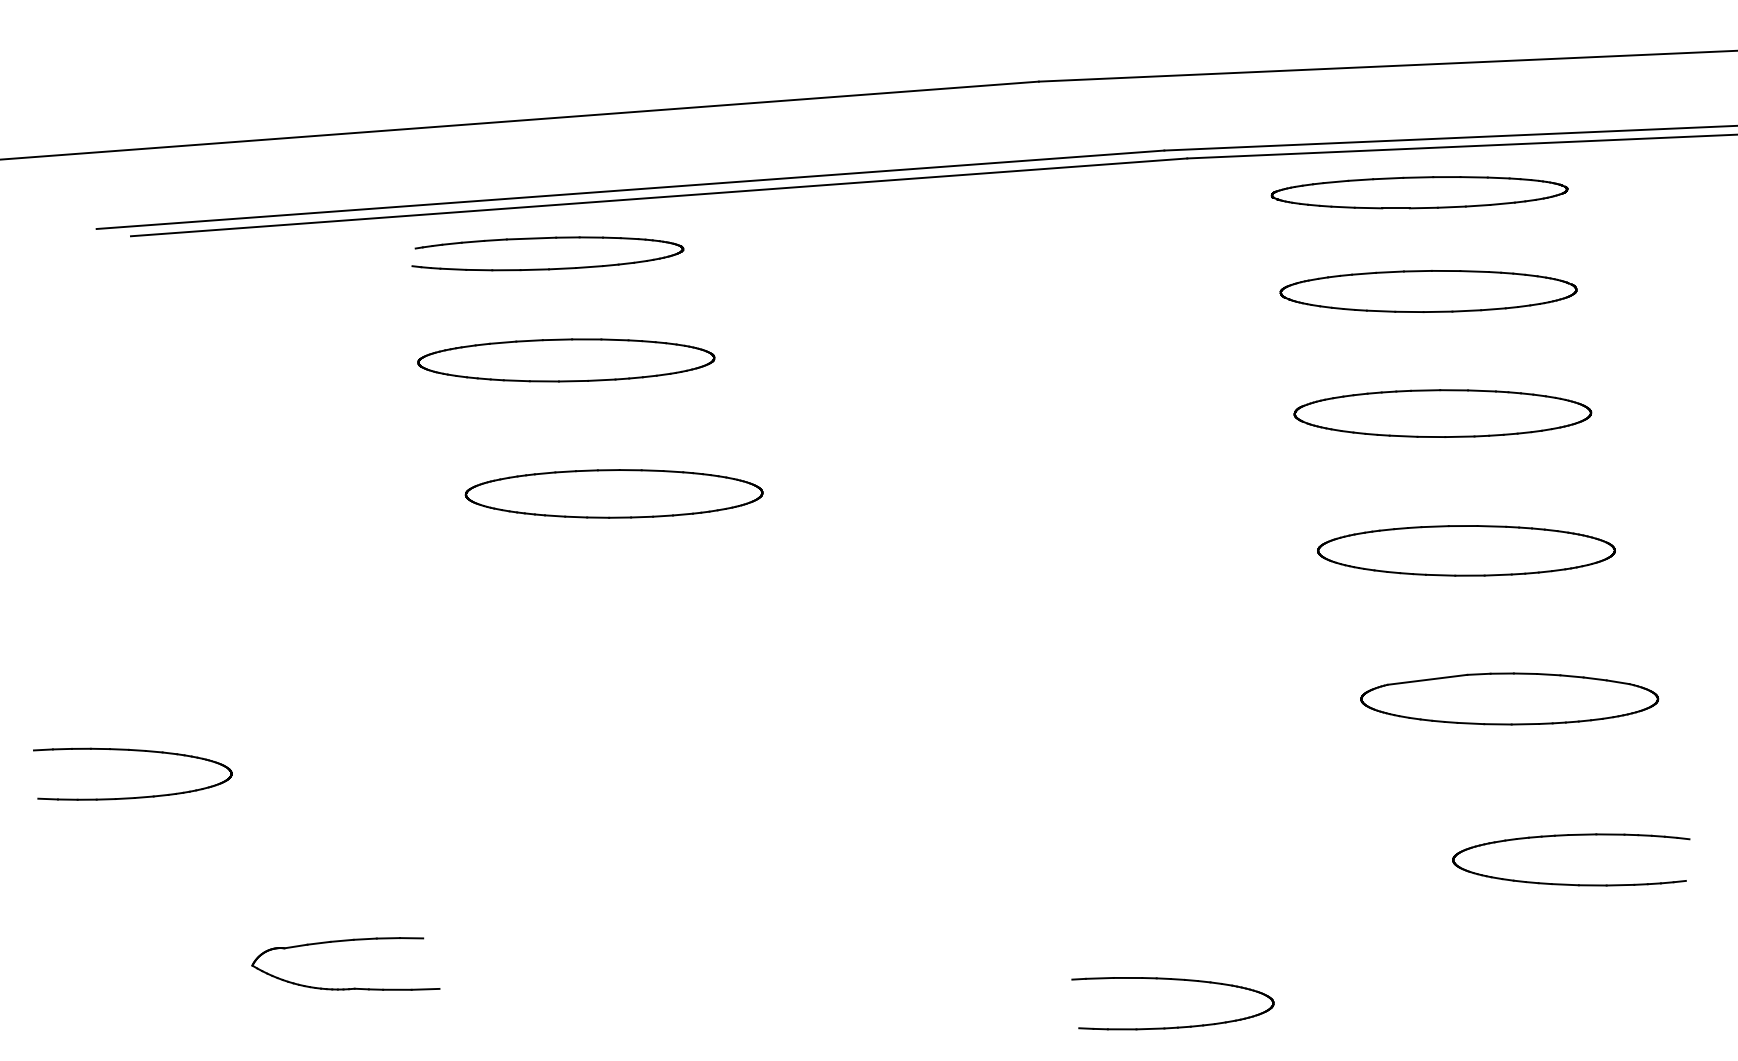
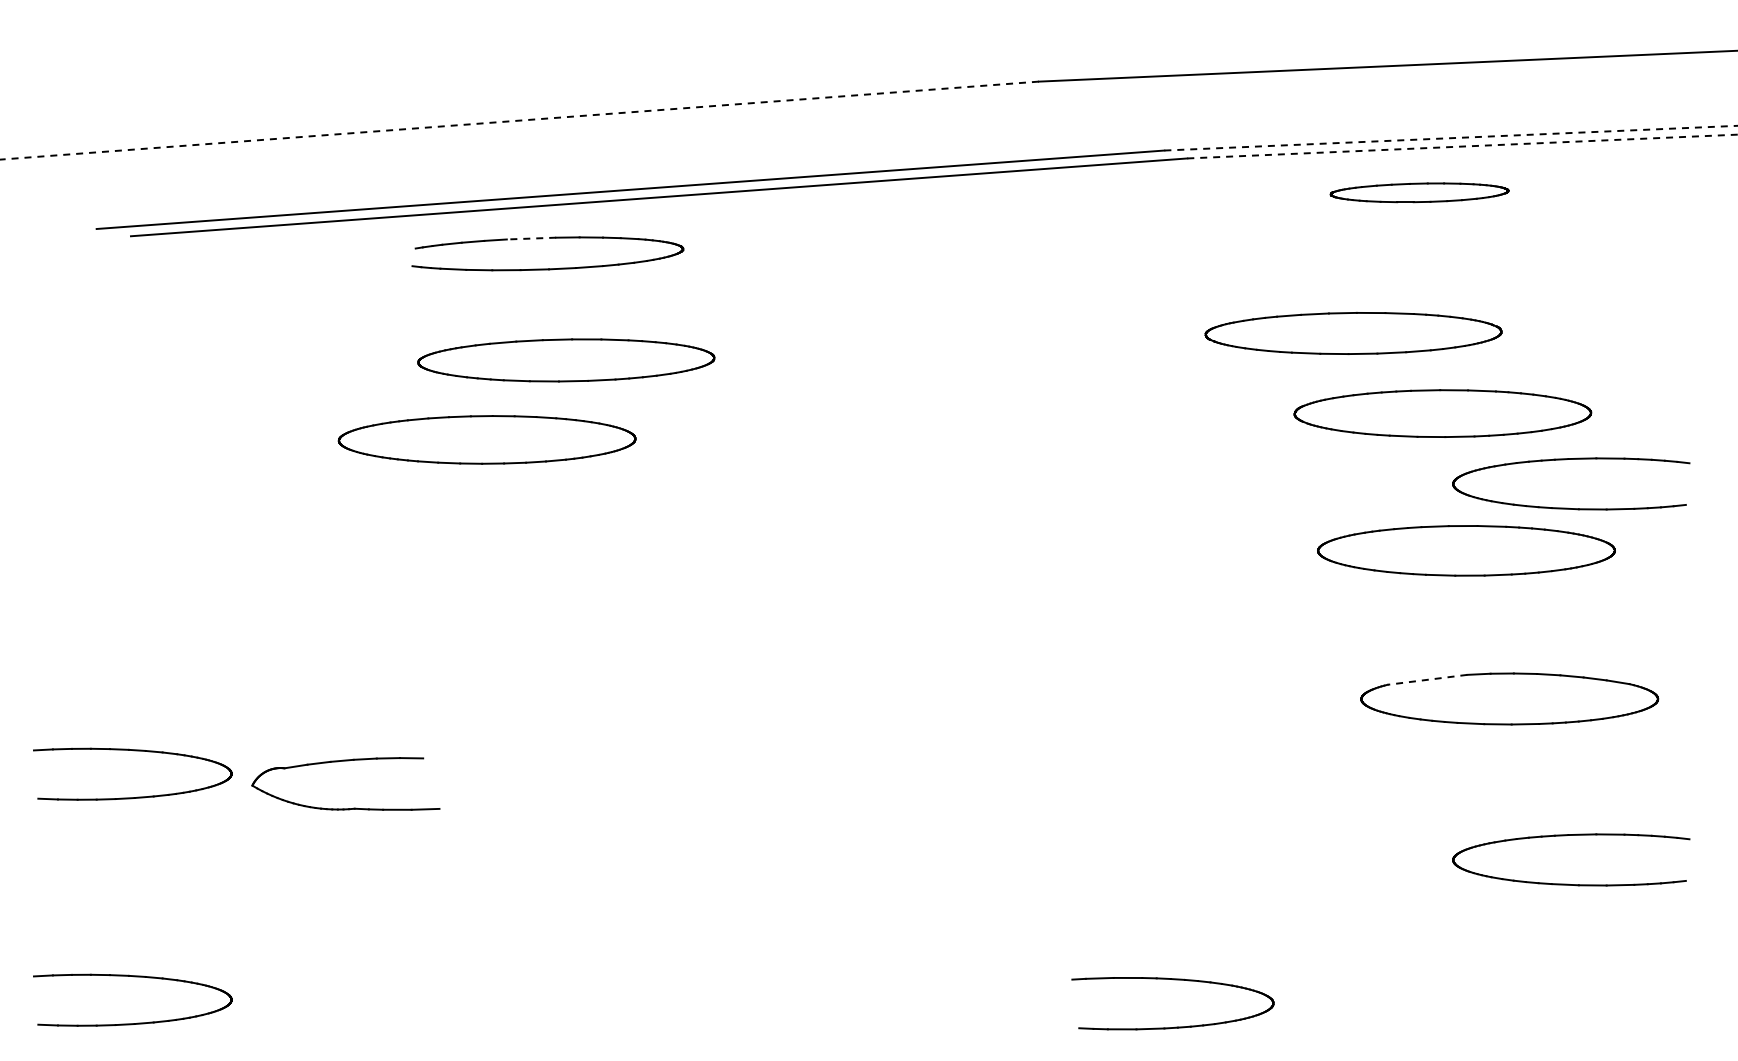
line: solid -> dashed (519, 120)
line: solid -> dashed (1450, 138)
line: solid -> dashed (1462, 146)
part size: 299x34 px -> 181x22 px (1419, 192)
line: solid -> dashed (531, 238)
part position: (1428, 291) -> (1353, 333) (1353, 333)
part: none -> present (1565, 460)
part position: (613, 493) -> (486, 439) (486, 439)
line: solid -> dashed (1426, 679)
part position: (345, 941) -> (345, 761) (345, 761)
part: none -> present (133, 977)
